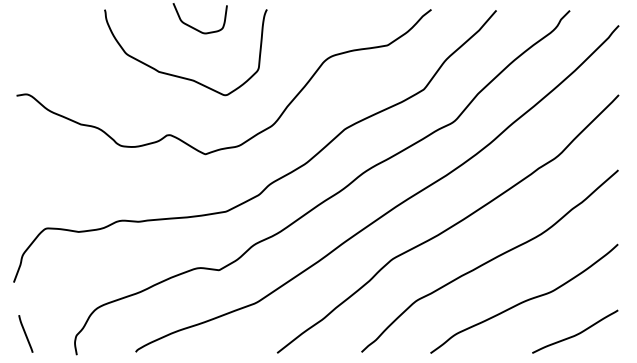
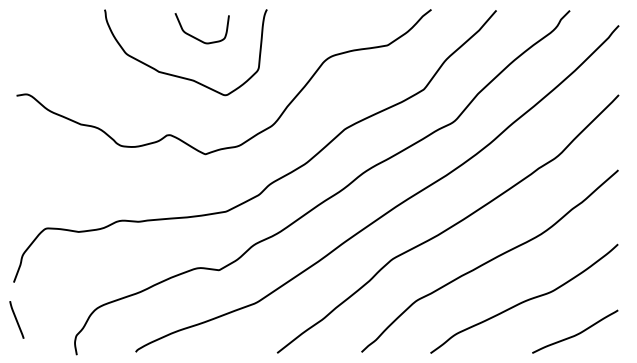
curve position: (194, 27) -> (196, 37) (196, 37)
line position: (25, 333) -> (16, 319) (16, 319)
